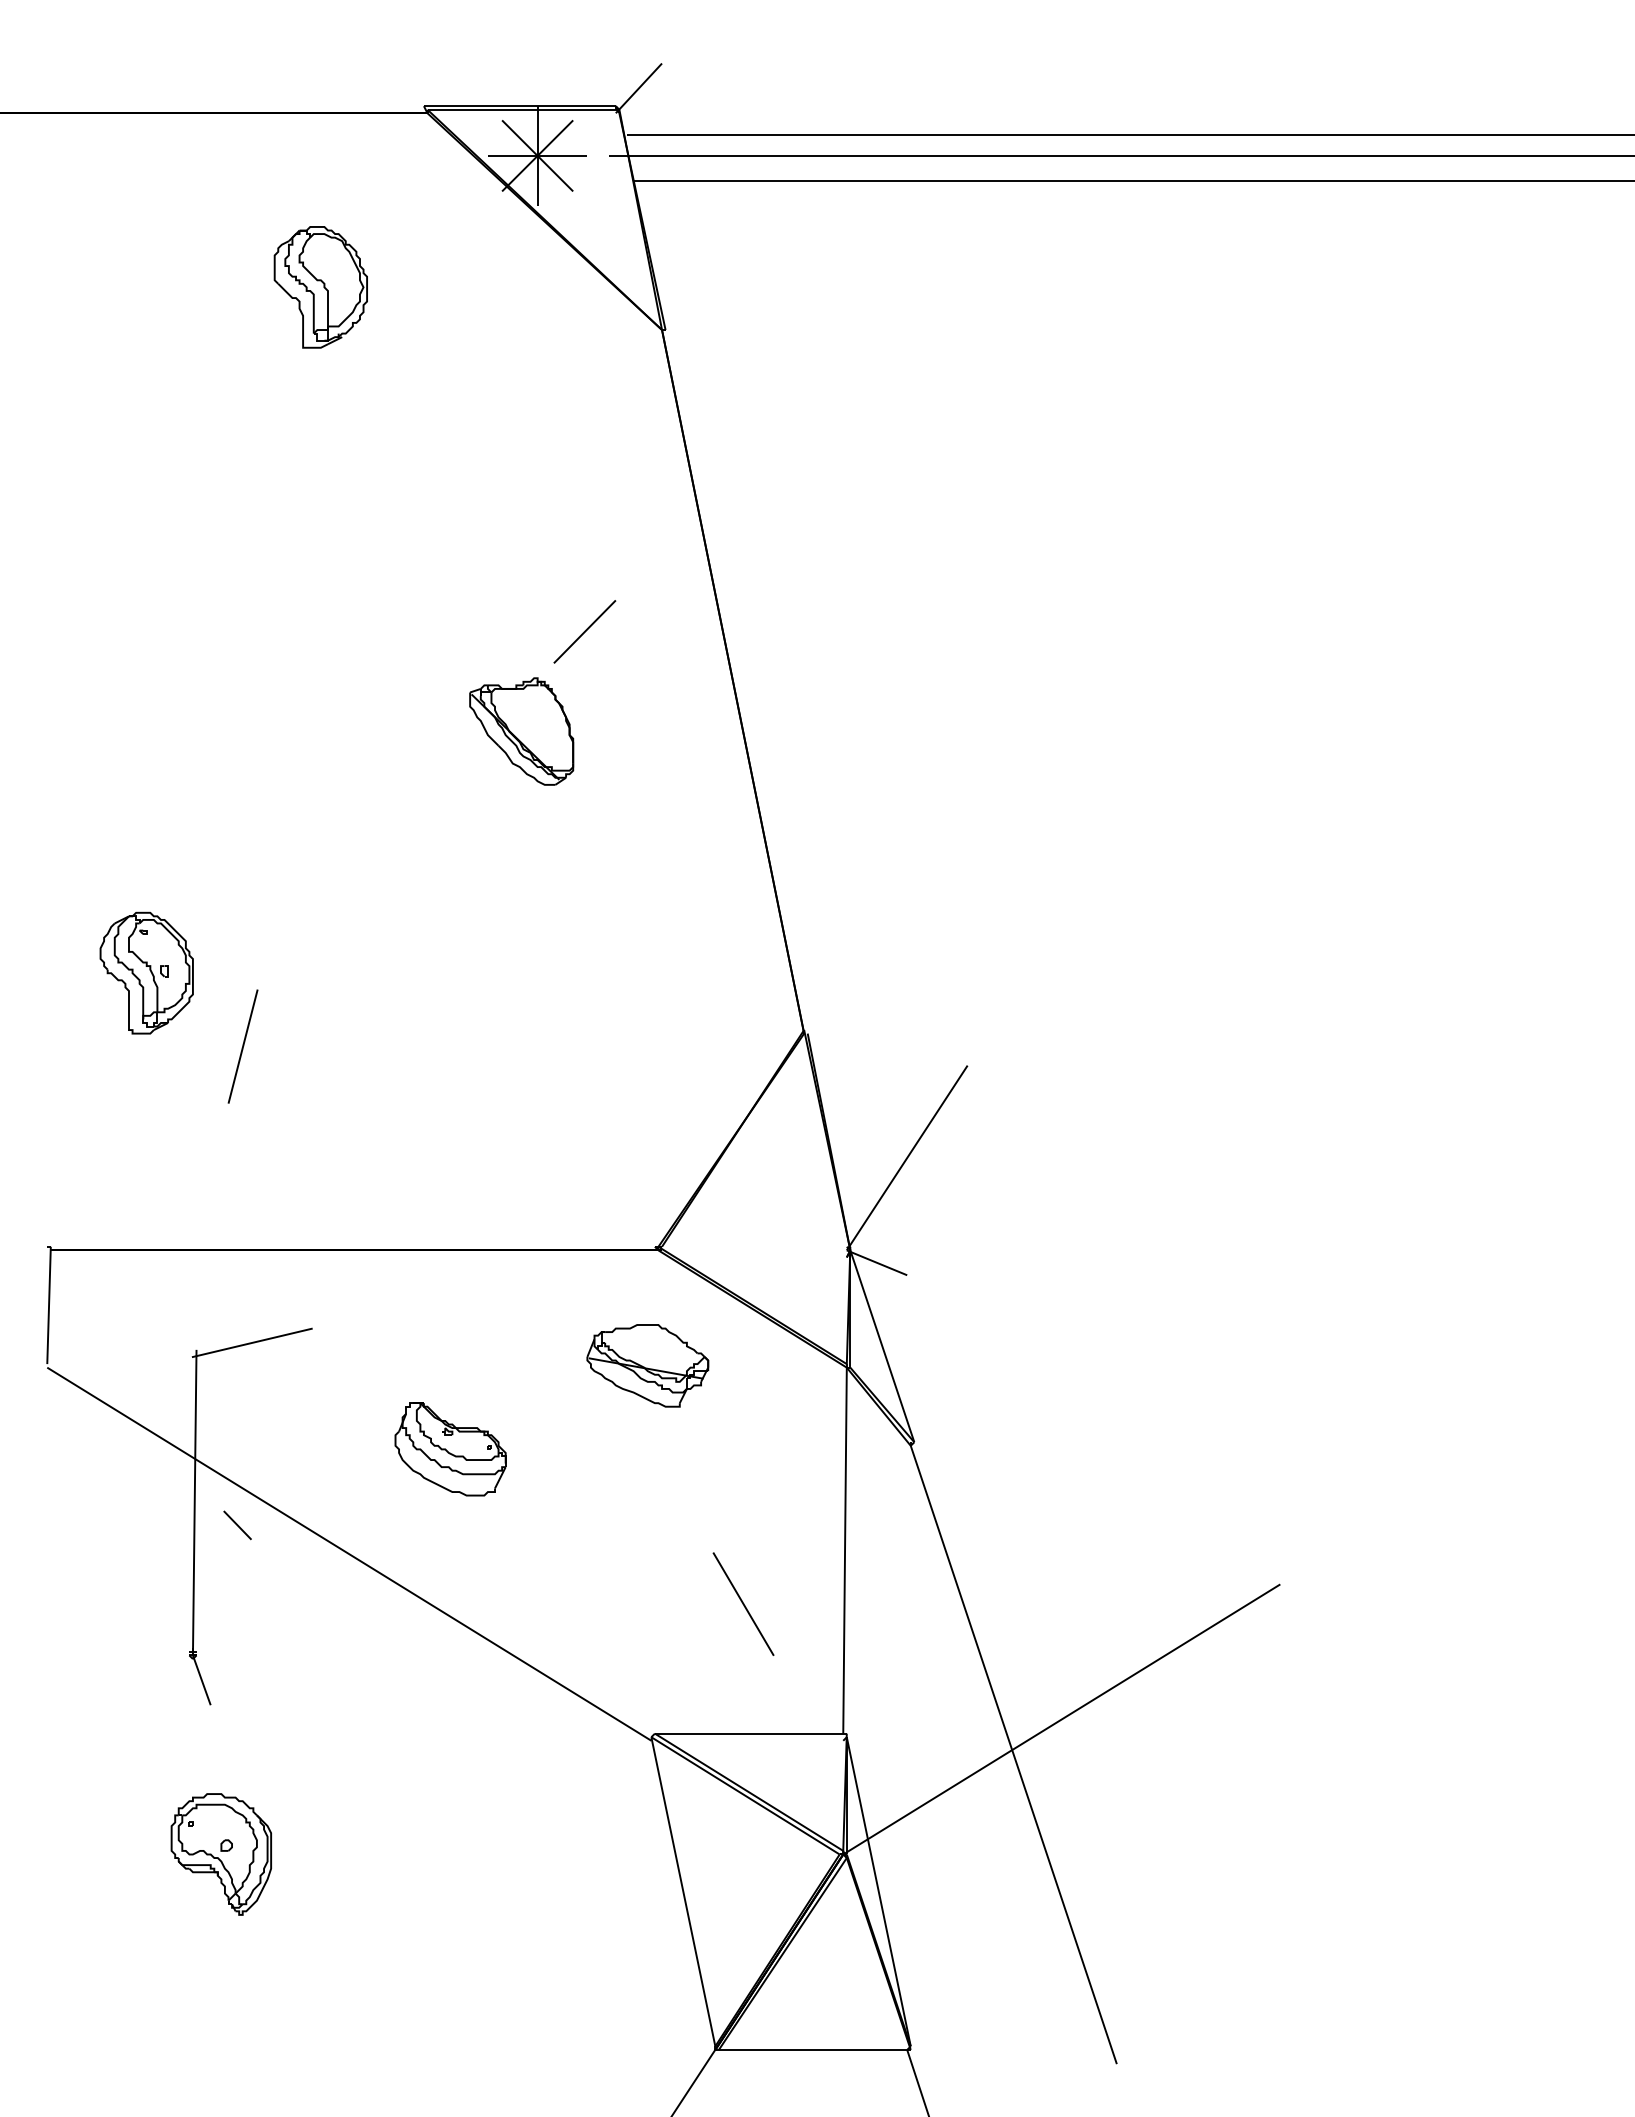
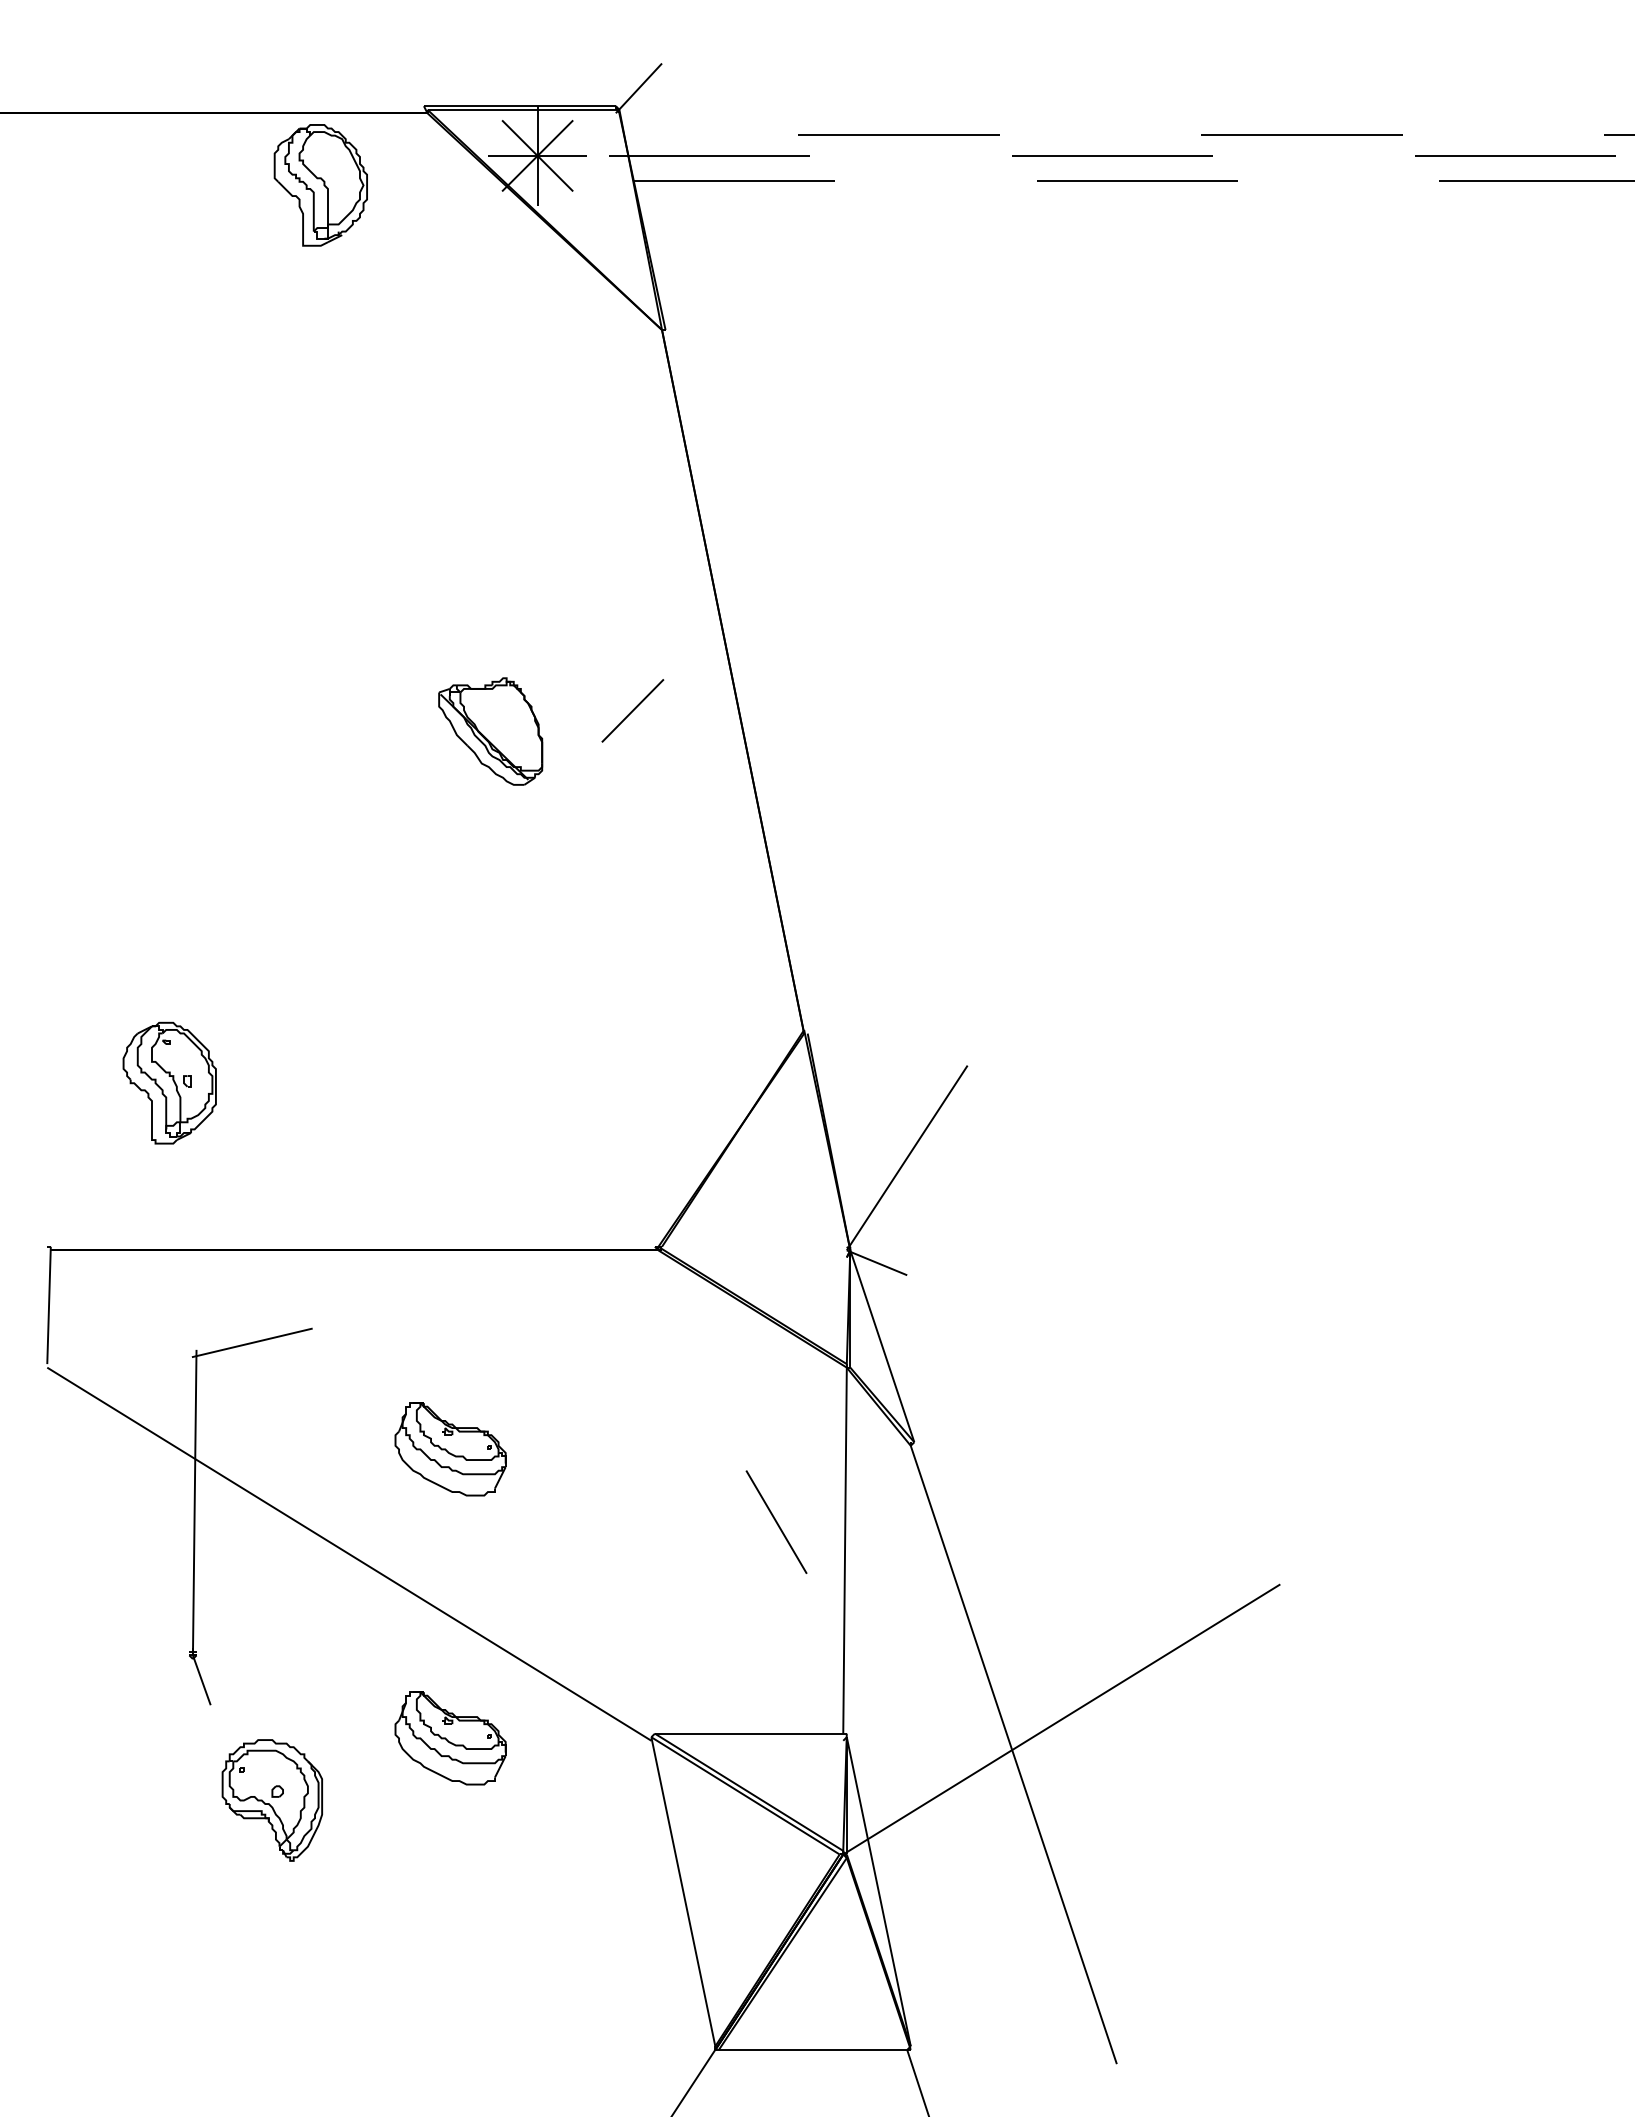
line: solid -> dashed (1130, 134)
line: solid -> dashed (1121, 155)
line: solid -> dashed (1134, 180)
part position: (320, 287) -> (320, 185) (320, 185)
line position: (584, 631) -> (632, 710) (632, 710)
part position: (521, 731) -> (490, 731) (490, 731)
part position: (146, 972) -> (169, 1082) (169, 1082)
line: present -> none (242, 1046)
part: present -> none (647, 1365)
line: present -> none (237, 1525)
line position: (743, 1603) -> (776, 1521) (776, 1521)
part: none -> present (450, 1738)
part position: (220, 1854) -> (271, 1800) (271, 1800)
